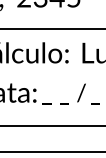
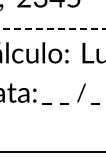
line: solid -> dashed (52, 29)
line: present -> none (52, 125)
